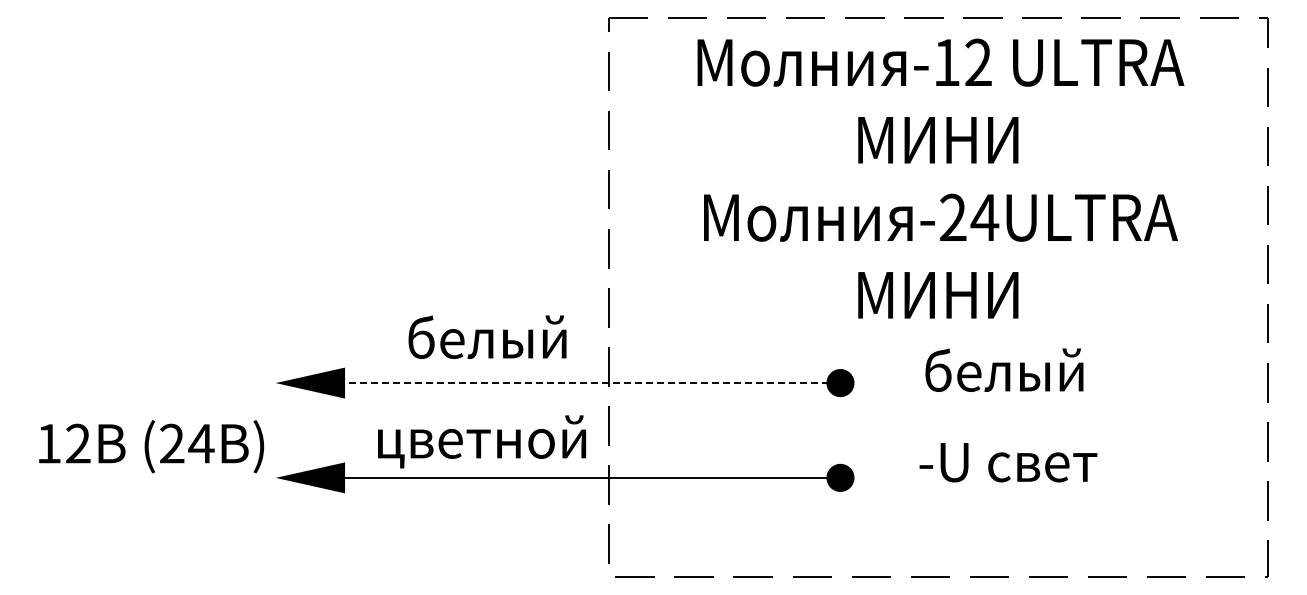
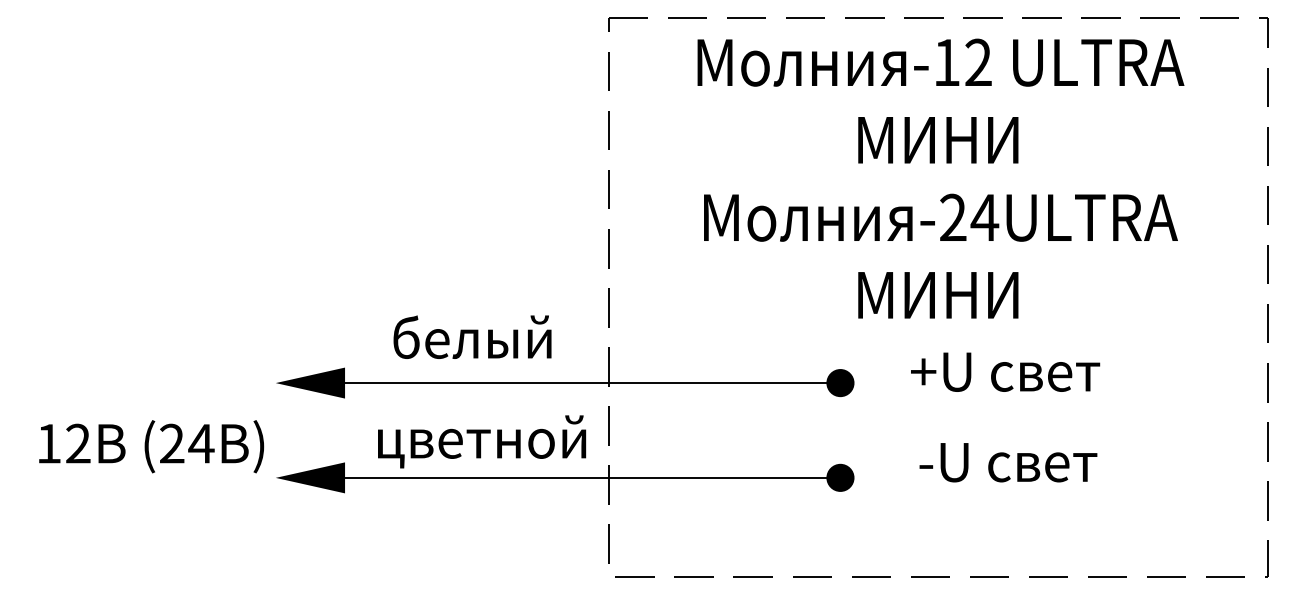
text position: (487, 336) -> (472, 336) (472, 336)
text: белый -> +U свет (1005, 369)
line: dashed -> solid (592, 383)
